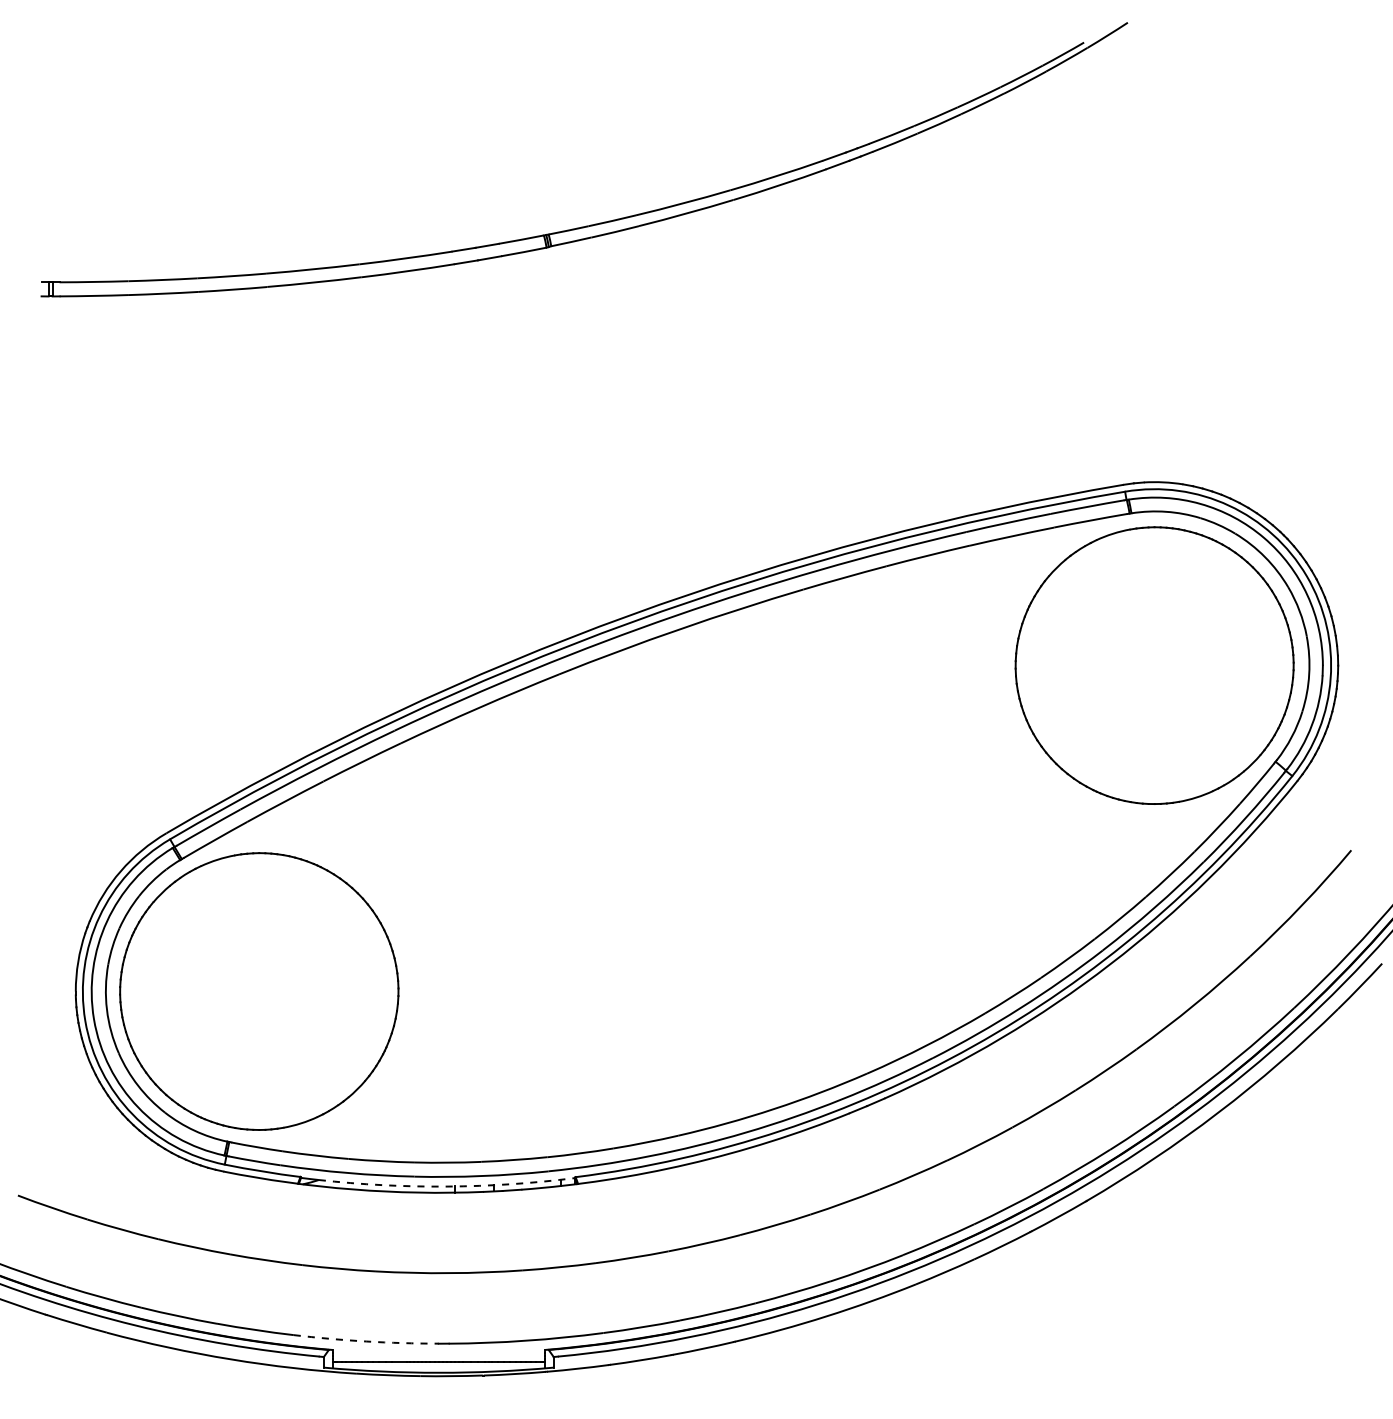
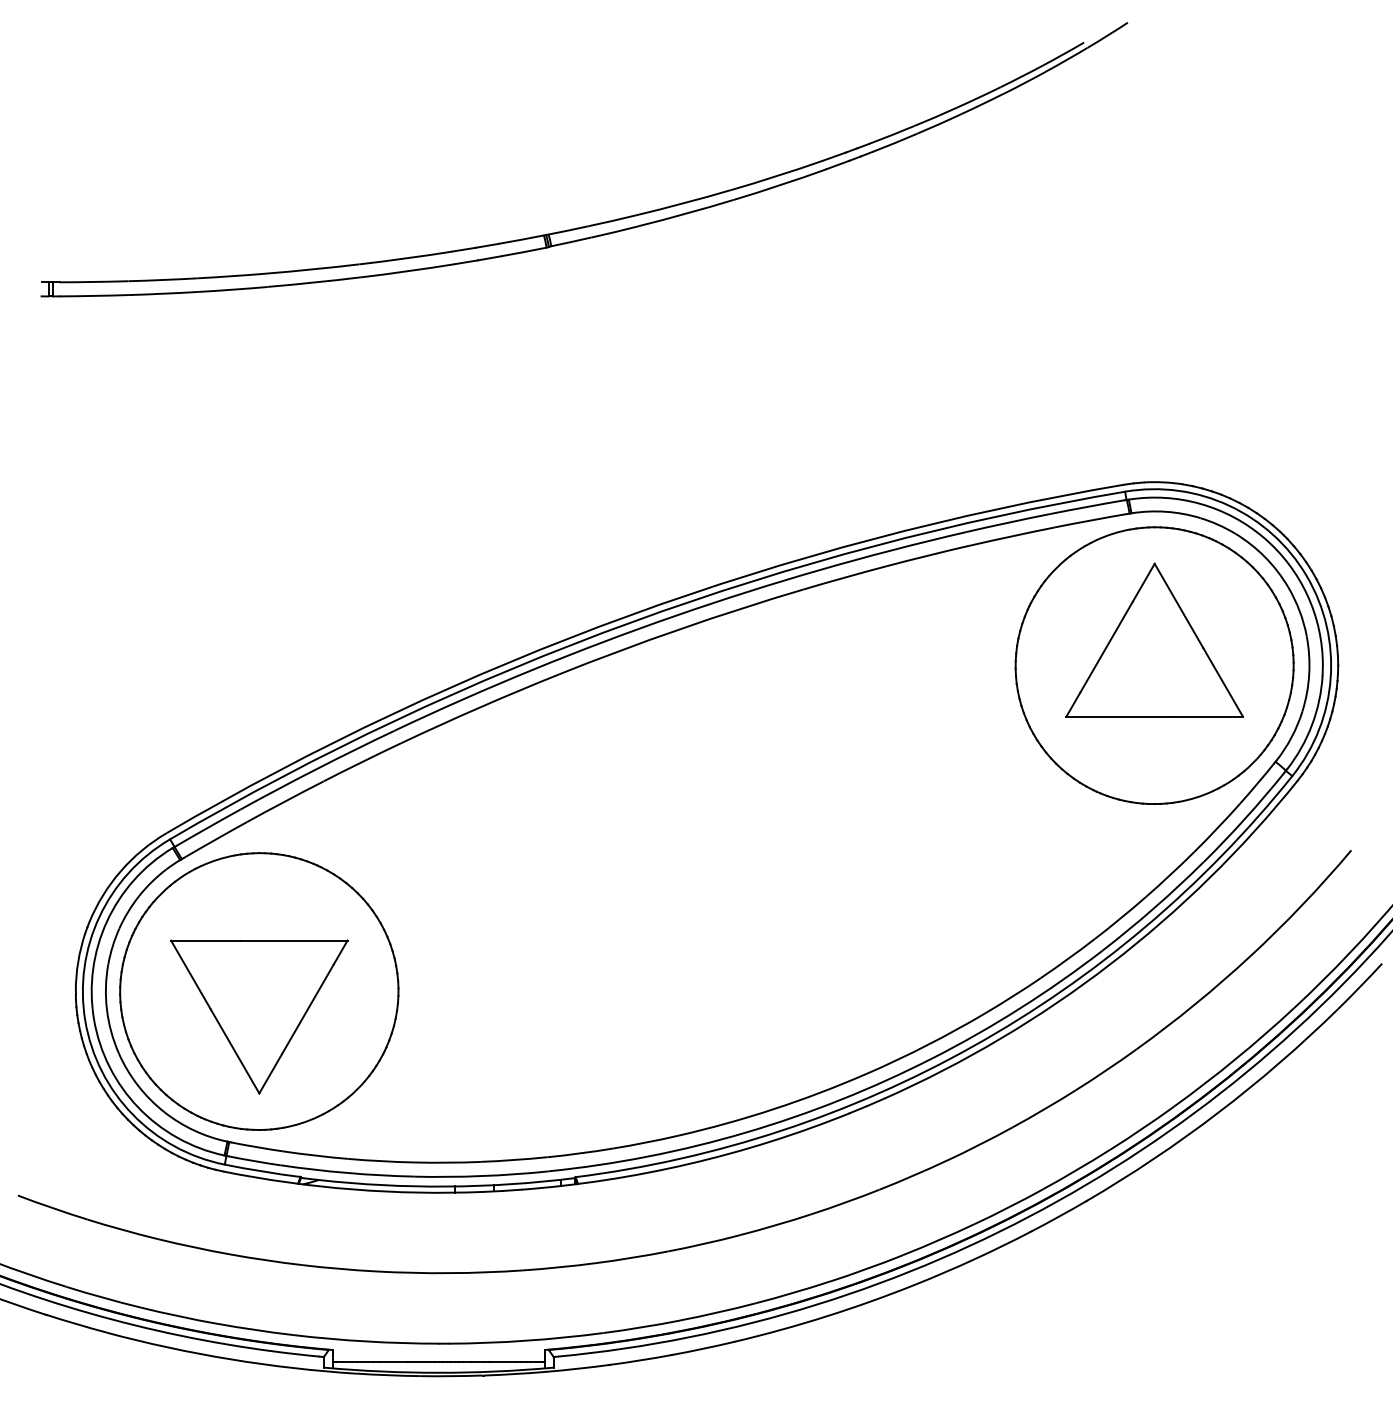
part: none -> present (1154, 639)
part: none -> present (259, 1016)
arc: dashed -> solid (447, 1186)
arc: dashed -> solid (366, 1341)
